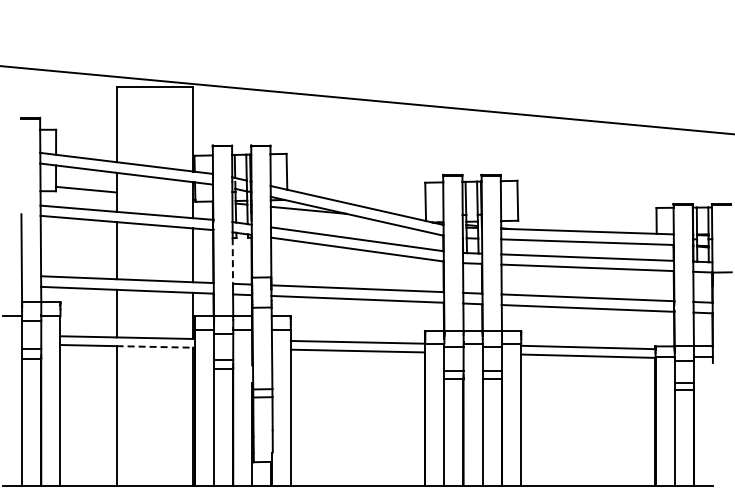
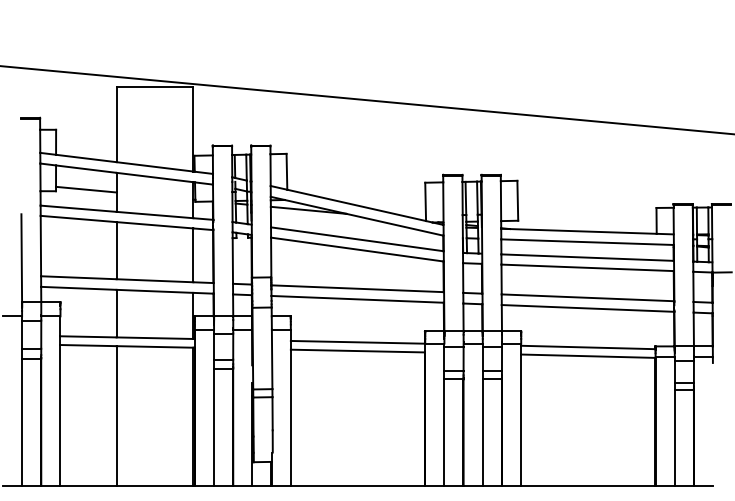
line: dashed -> solid (232, 260)
line: dashed -> solid (155, 346)
